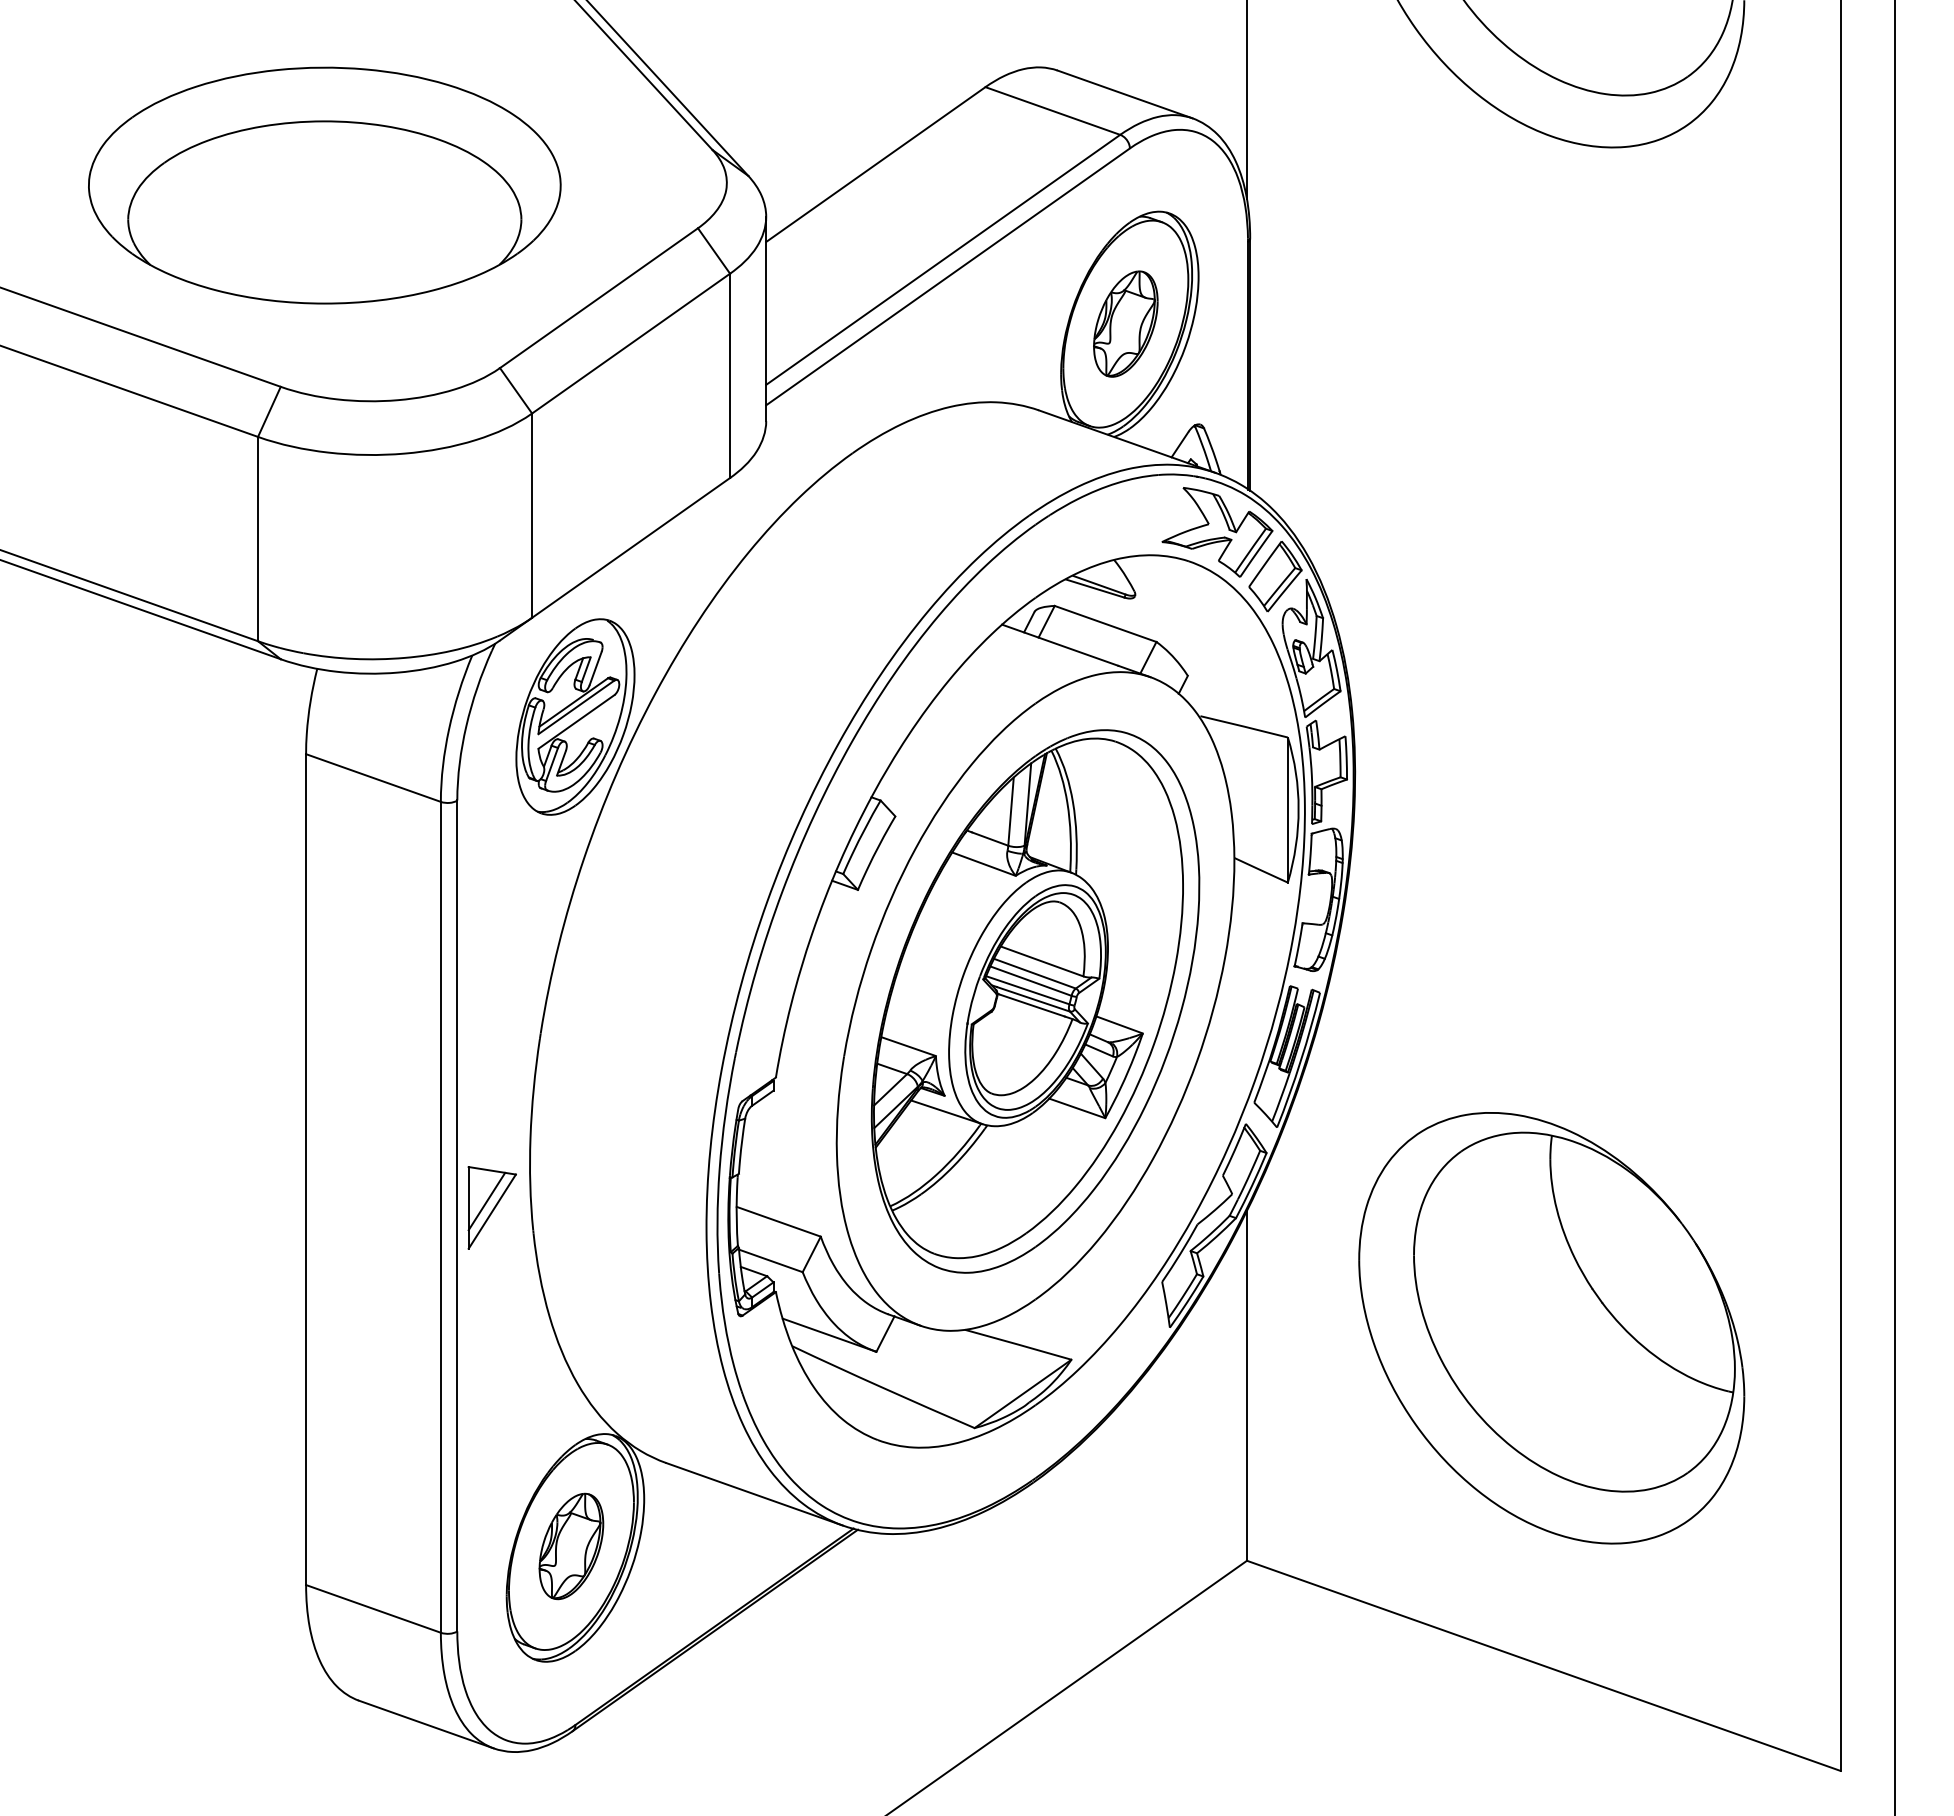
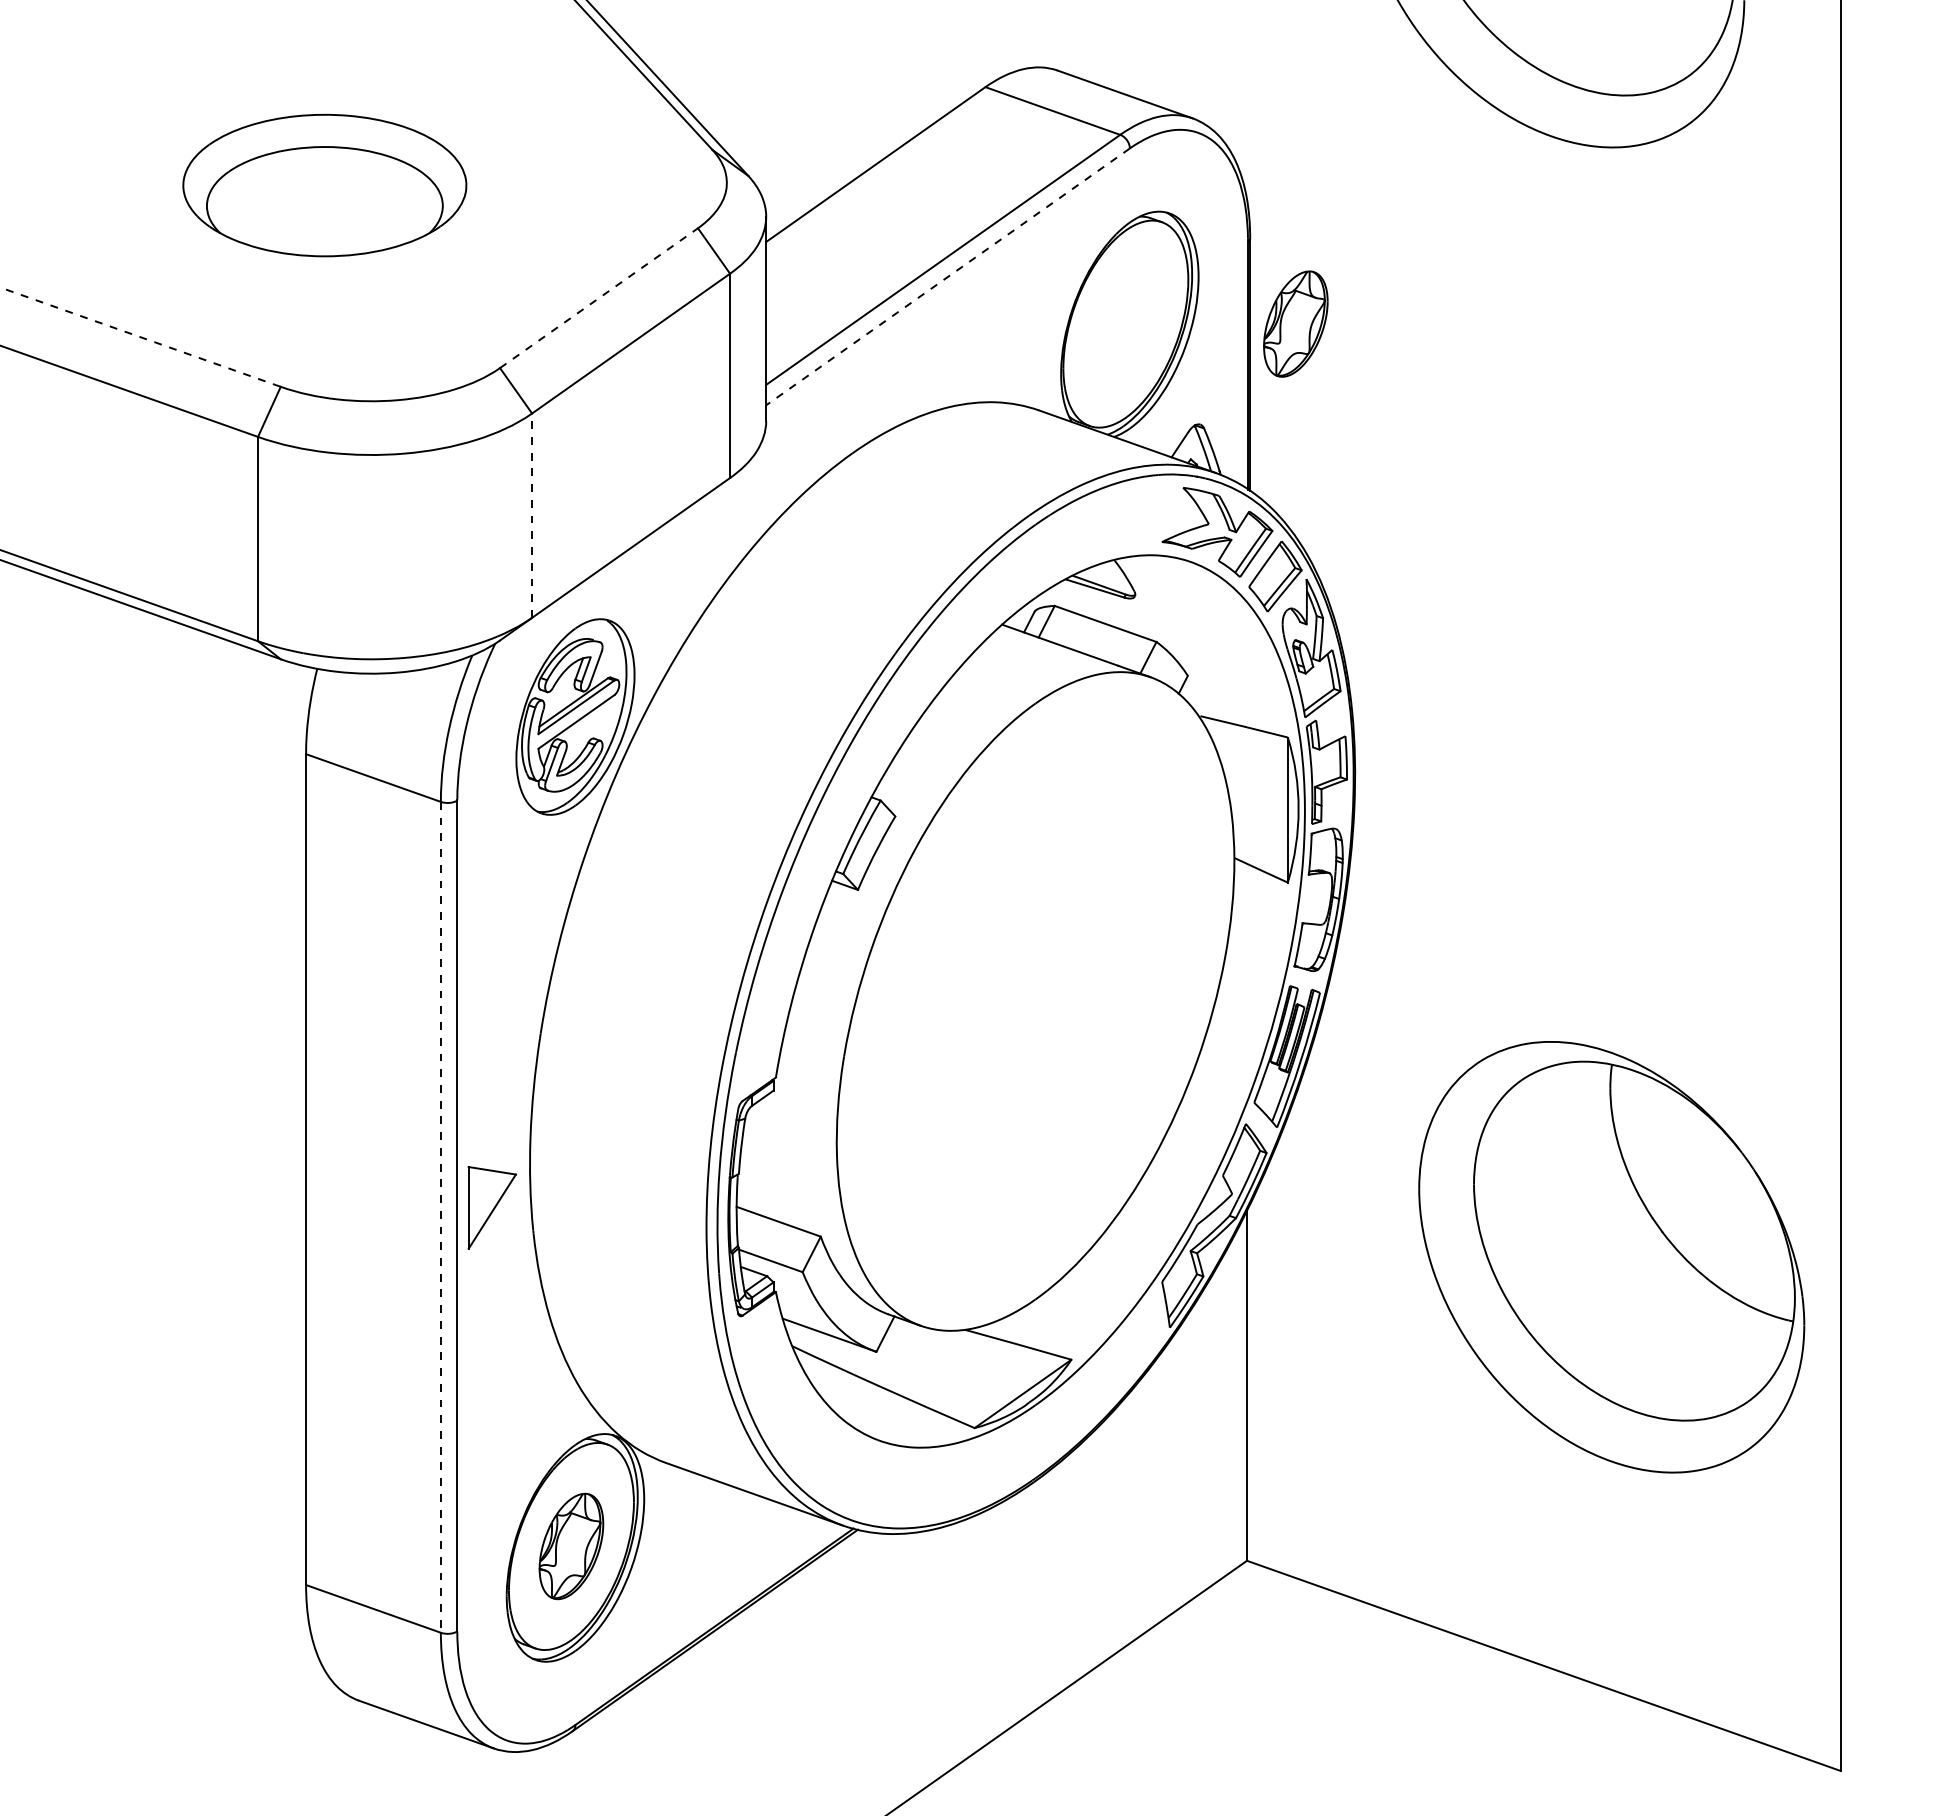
line: present -> none (1246, 100)
part size: 474x239 px -> 286x145 px (324, 185)
line: solid -> dashed (948, 276)
line: solid -> dashed (599, 297)
part position: (1125, 323) -> (1295, 323) (1295, 323)
line: solid -> dashed (141, 337)
line: solid -> dashed (532, 515)
line: present -> none (1895, 907)
part: present -> none (1035, 1001)
line: present -> none (486, 1201)
line: solid -> dashed (440, 1217)
part position: (1551, 1328) -> (1611, 1257) (1611, 1257)
